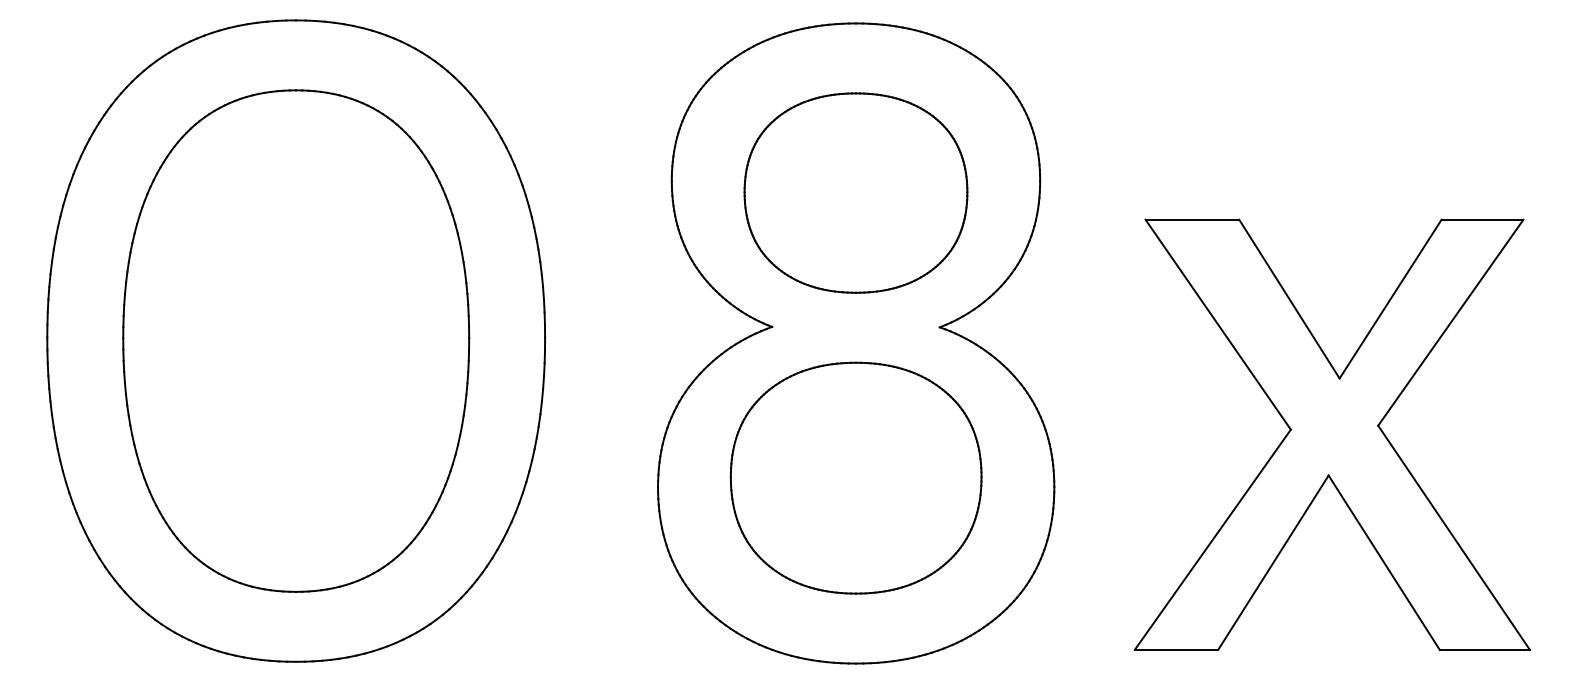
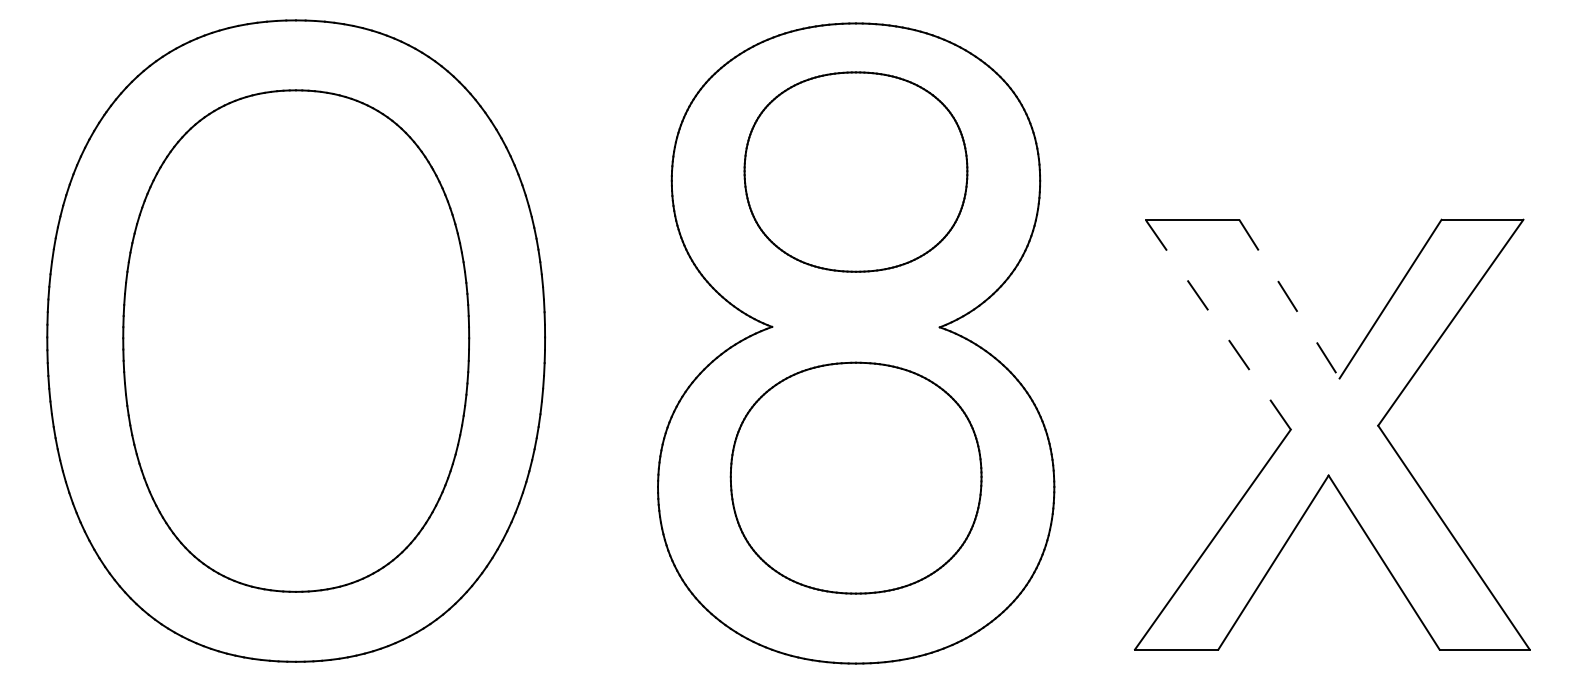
part position: (855, 192) -> (855, 171) (855, 171)
line: solid -> dashed (1289, 299)
line: solid -> dashed (1218, 324)
